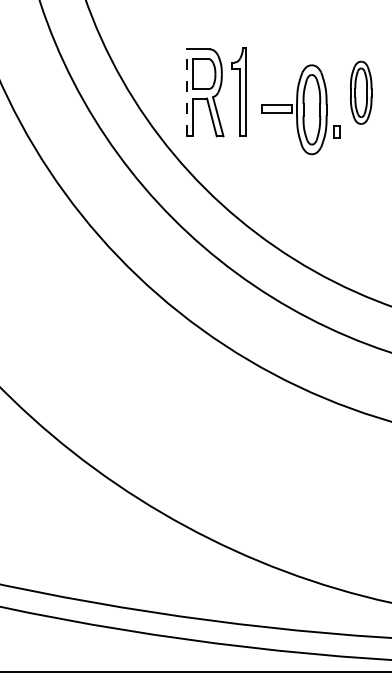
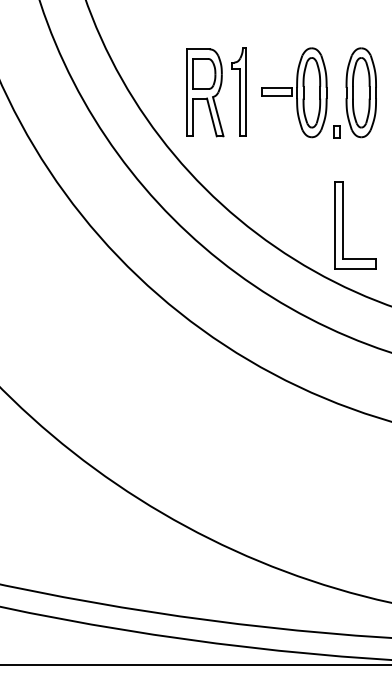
line: dashed -> solid (186, 92)
part size: 23x65 px -> 32x92 px (360, 92)
part position: (294, 109) -> (294, 92) (294, 92)
part: none -> present (343, 225)
line position: (195, 672) -> (195, 665) (195, 665)
